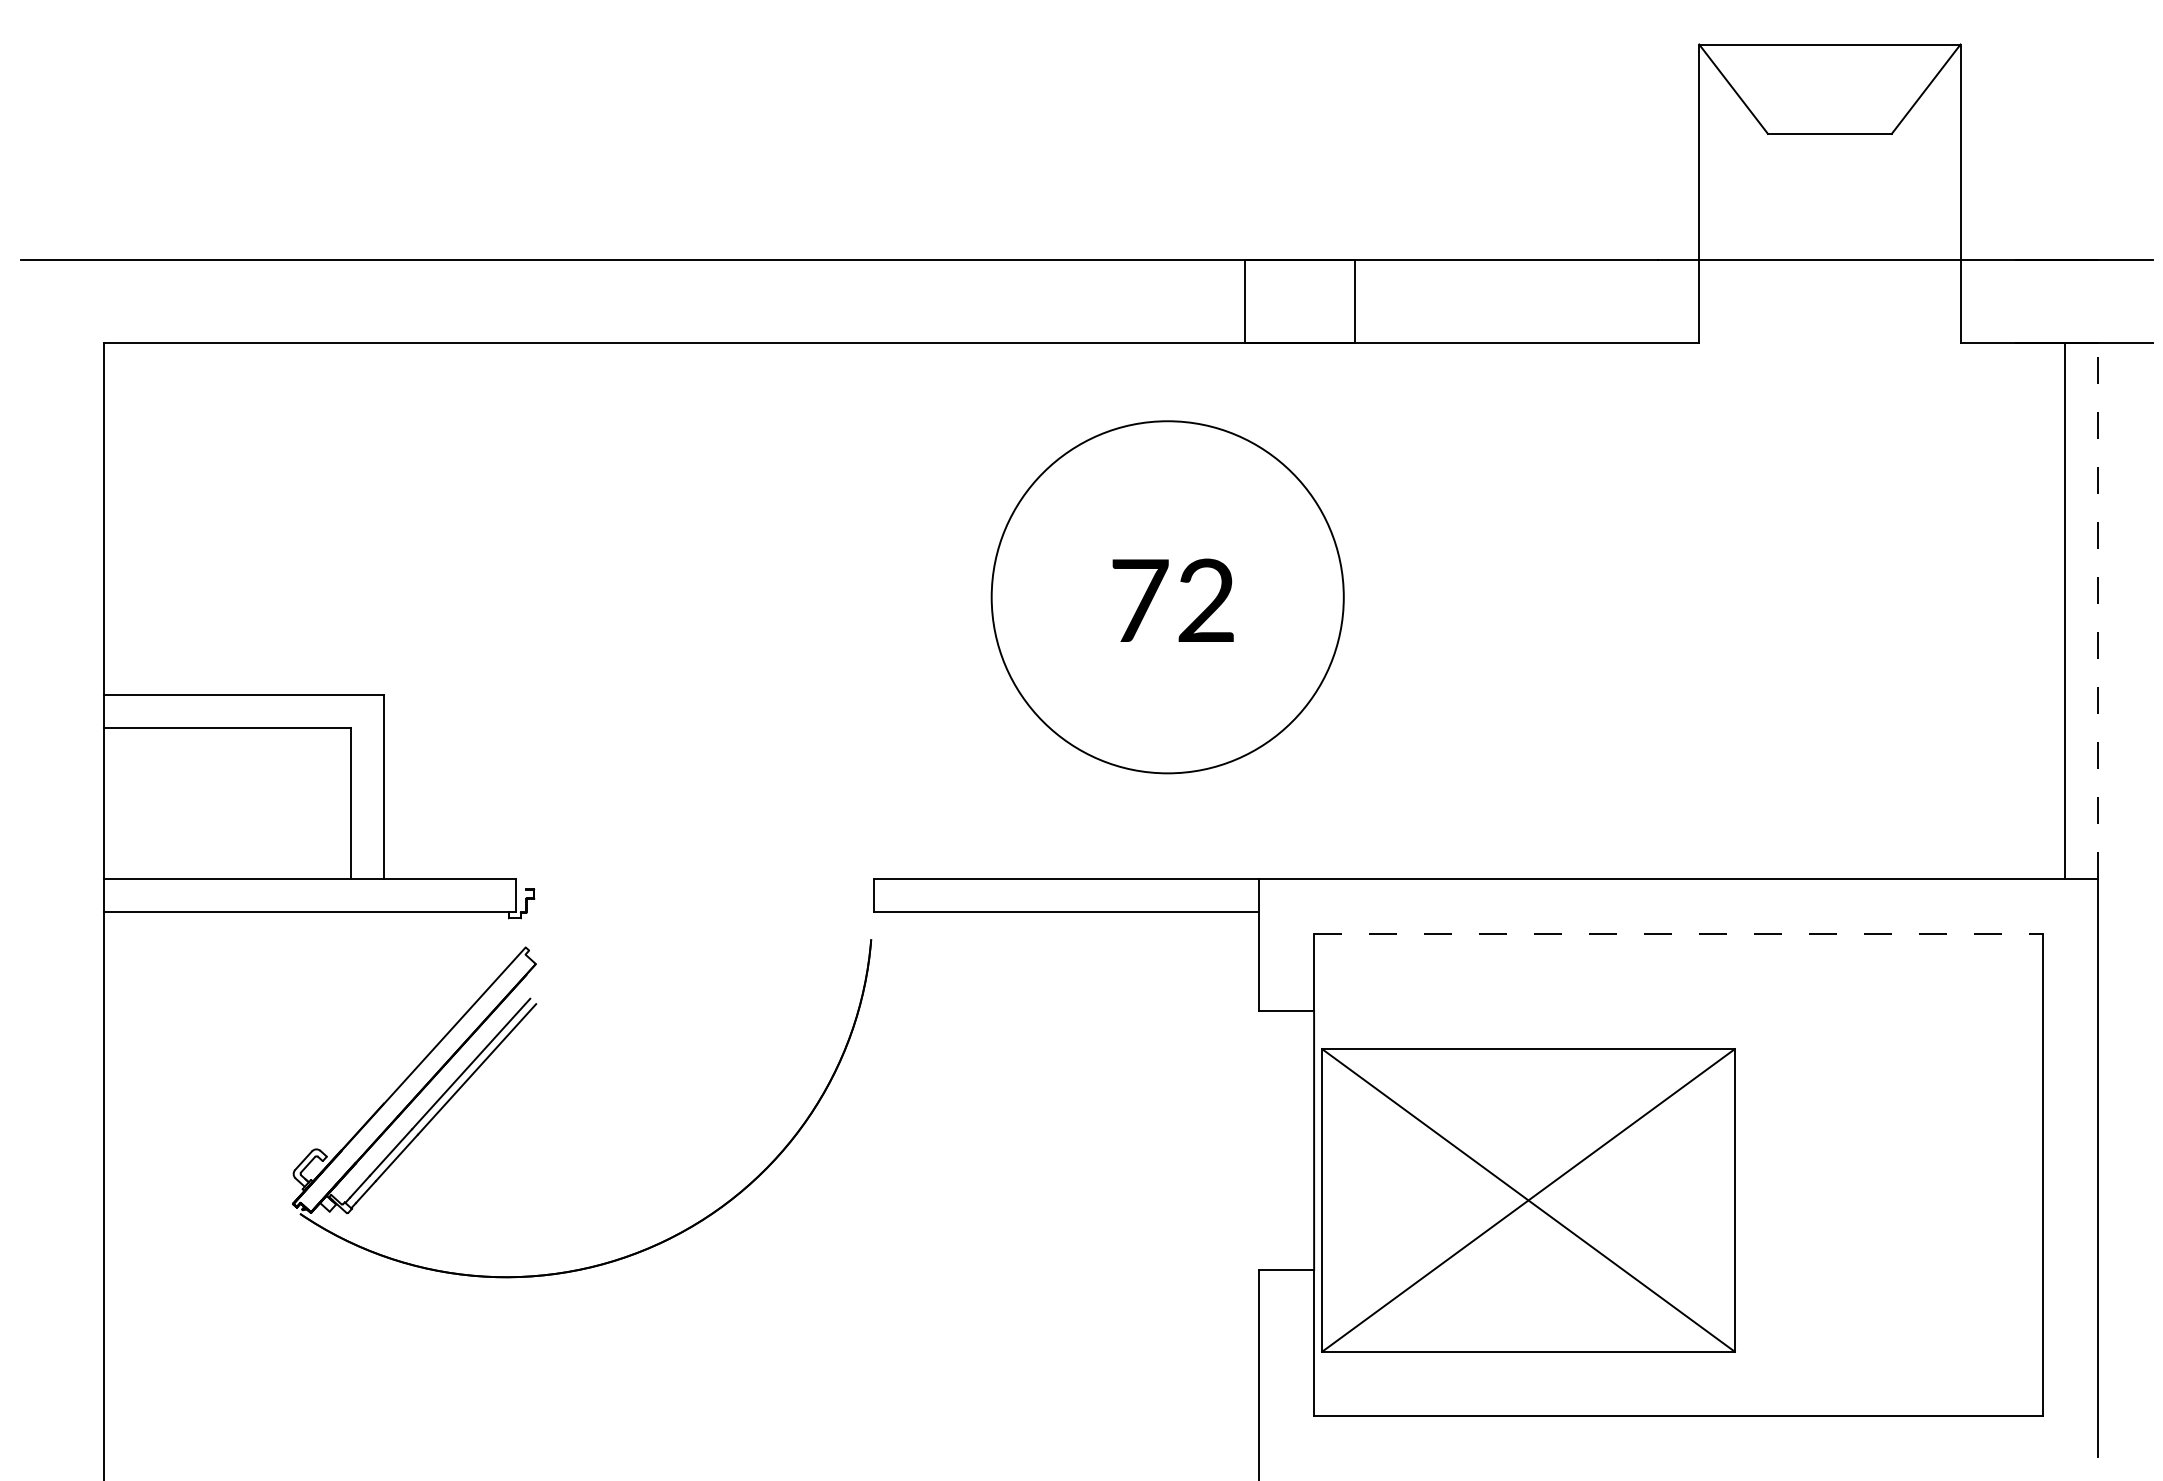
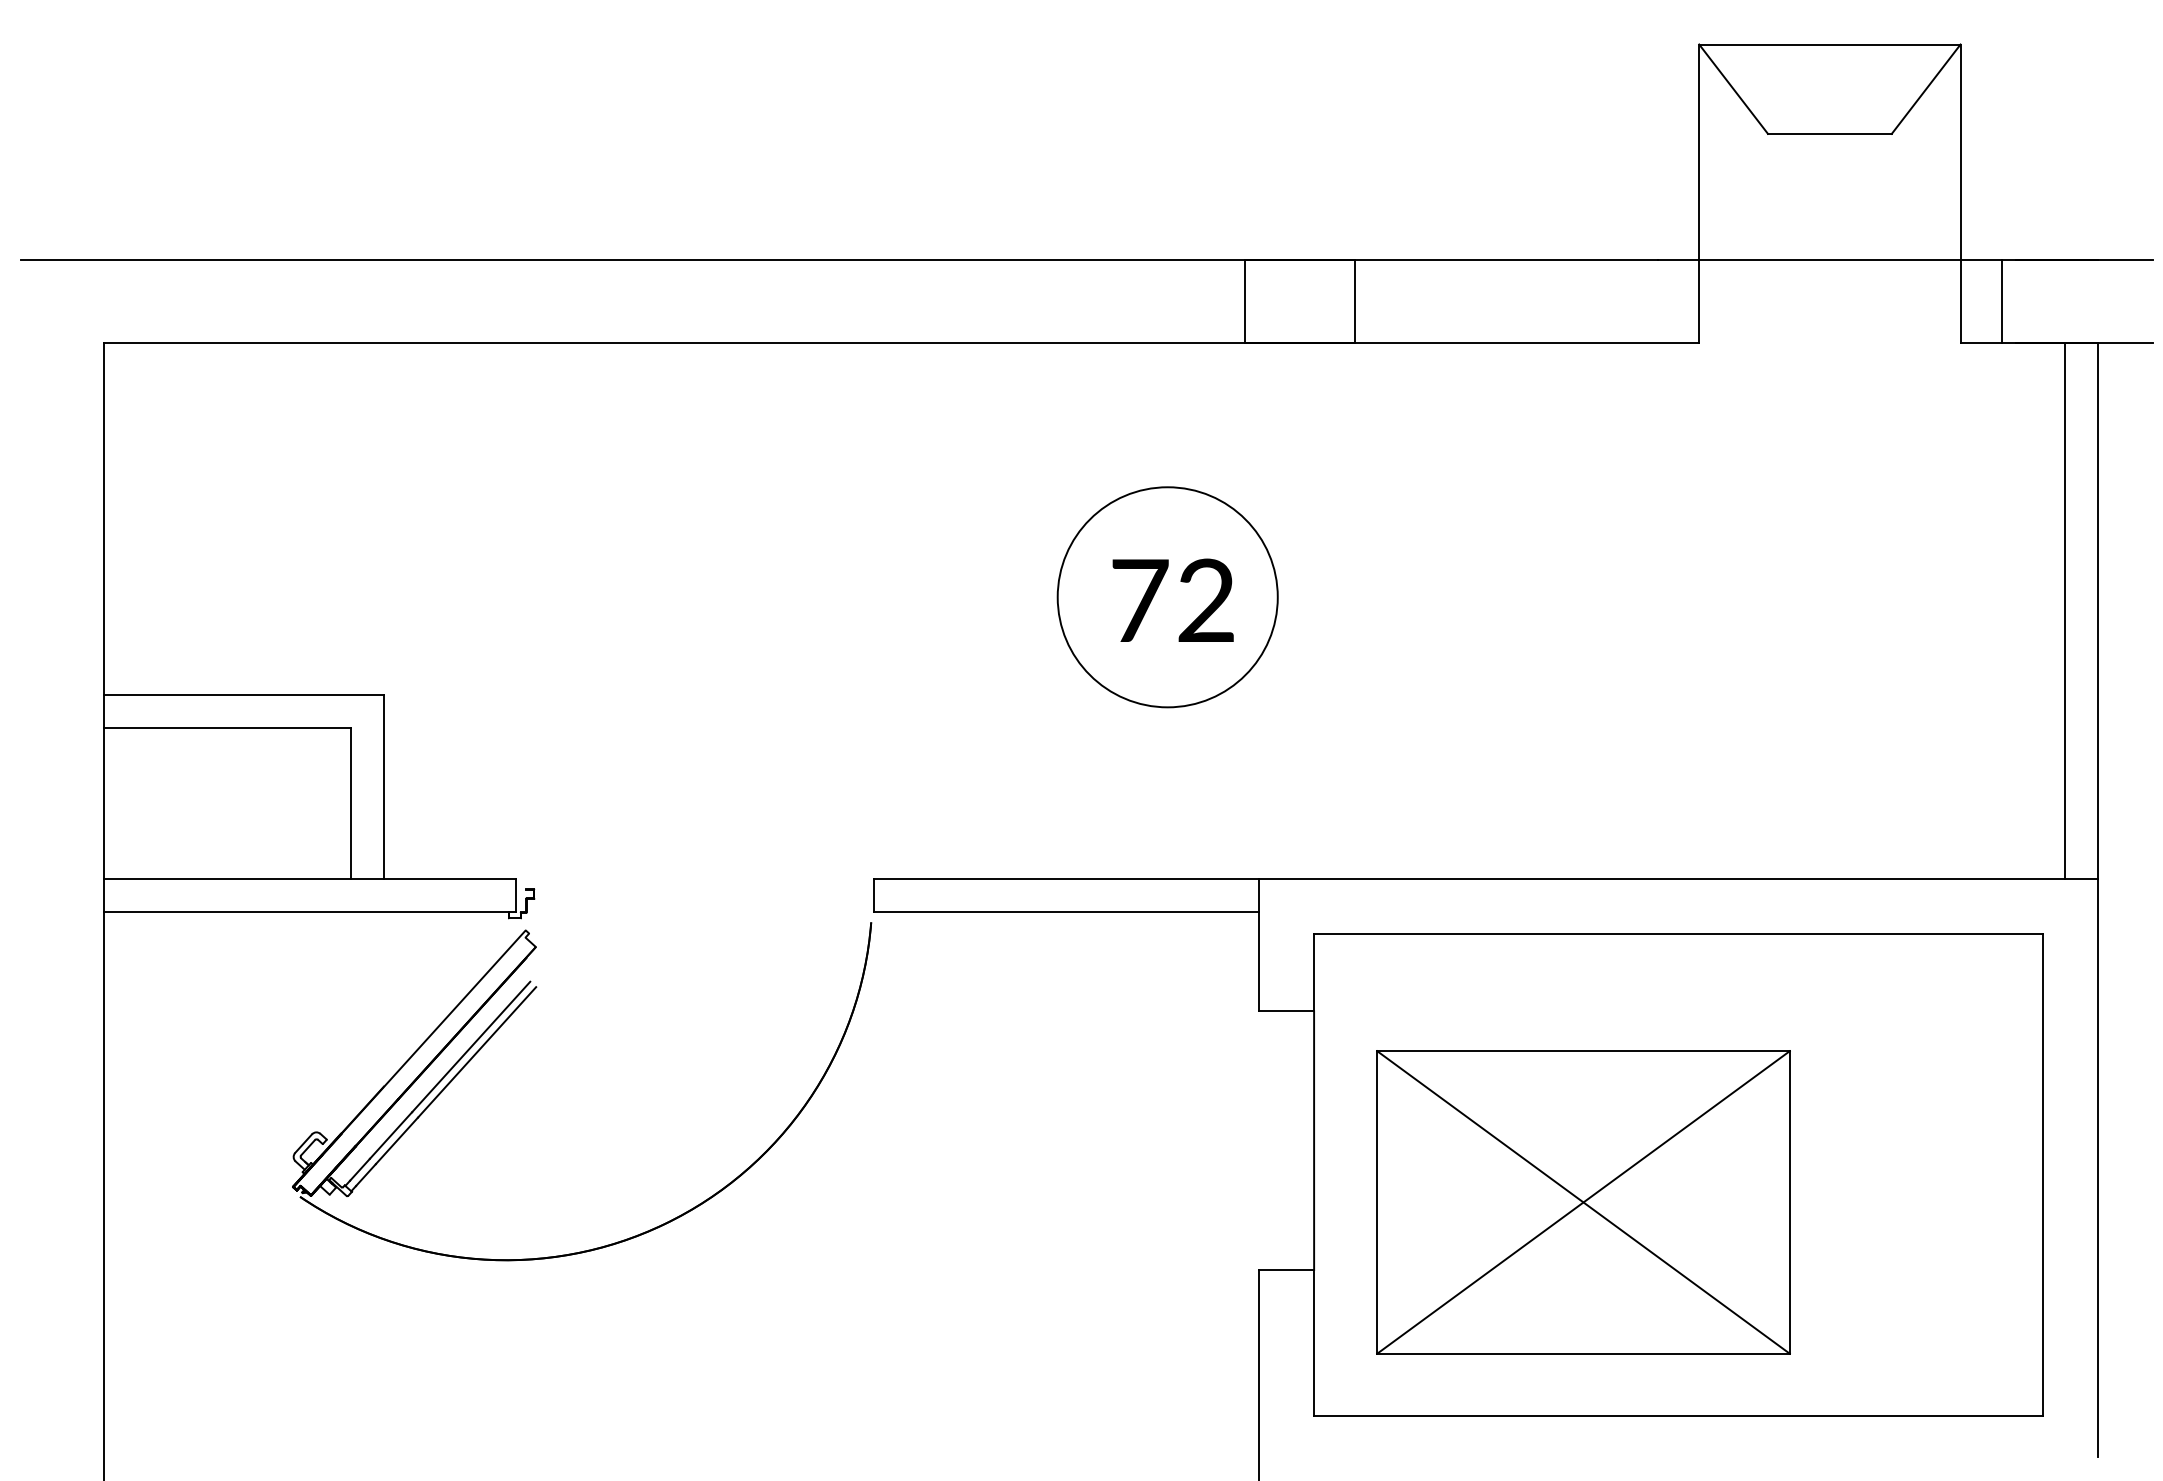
line: none -> present (2001, 301)
circle diameter: 352 px -> 220 px (1167, 597)
line: dashed -> solid (2098, 610)
line: dashed -> solid (1679, 934)
part position: (509, 1035) -> (509, 1018) (509, 1018)
part position: (1528, 1200) -> (1583, 1202) (1583, 1202)
